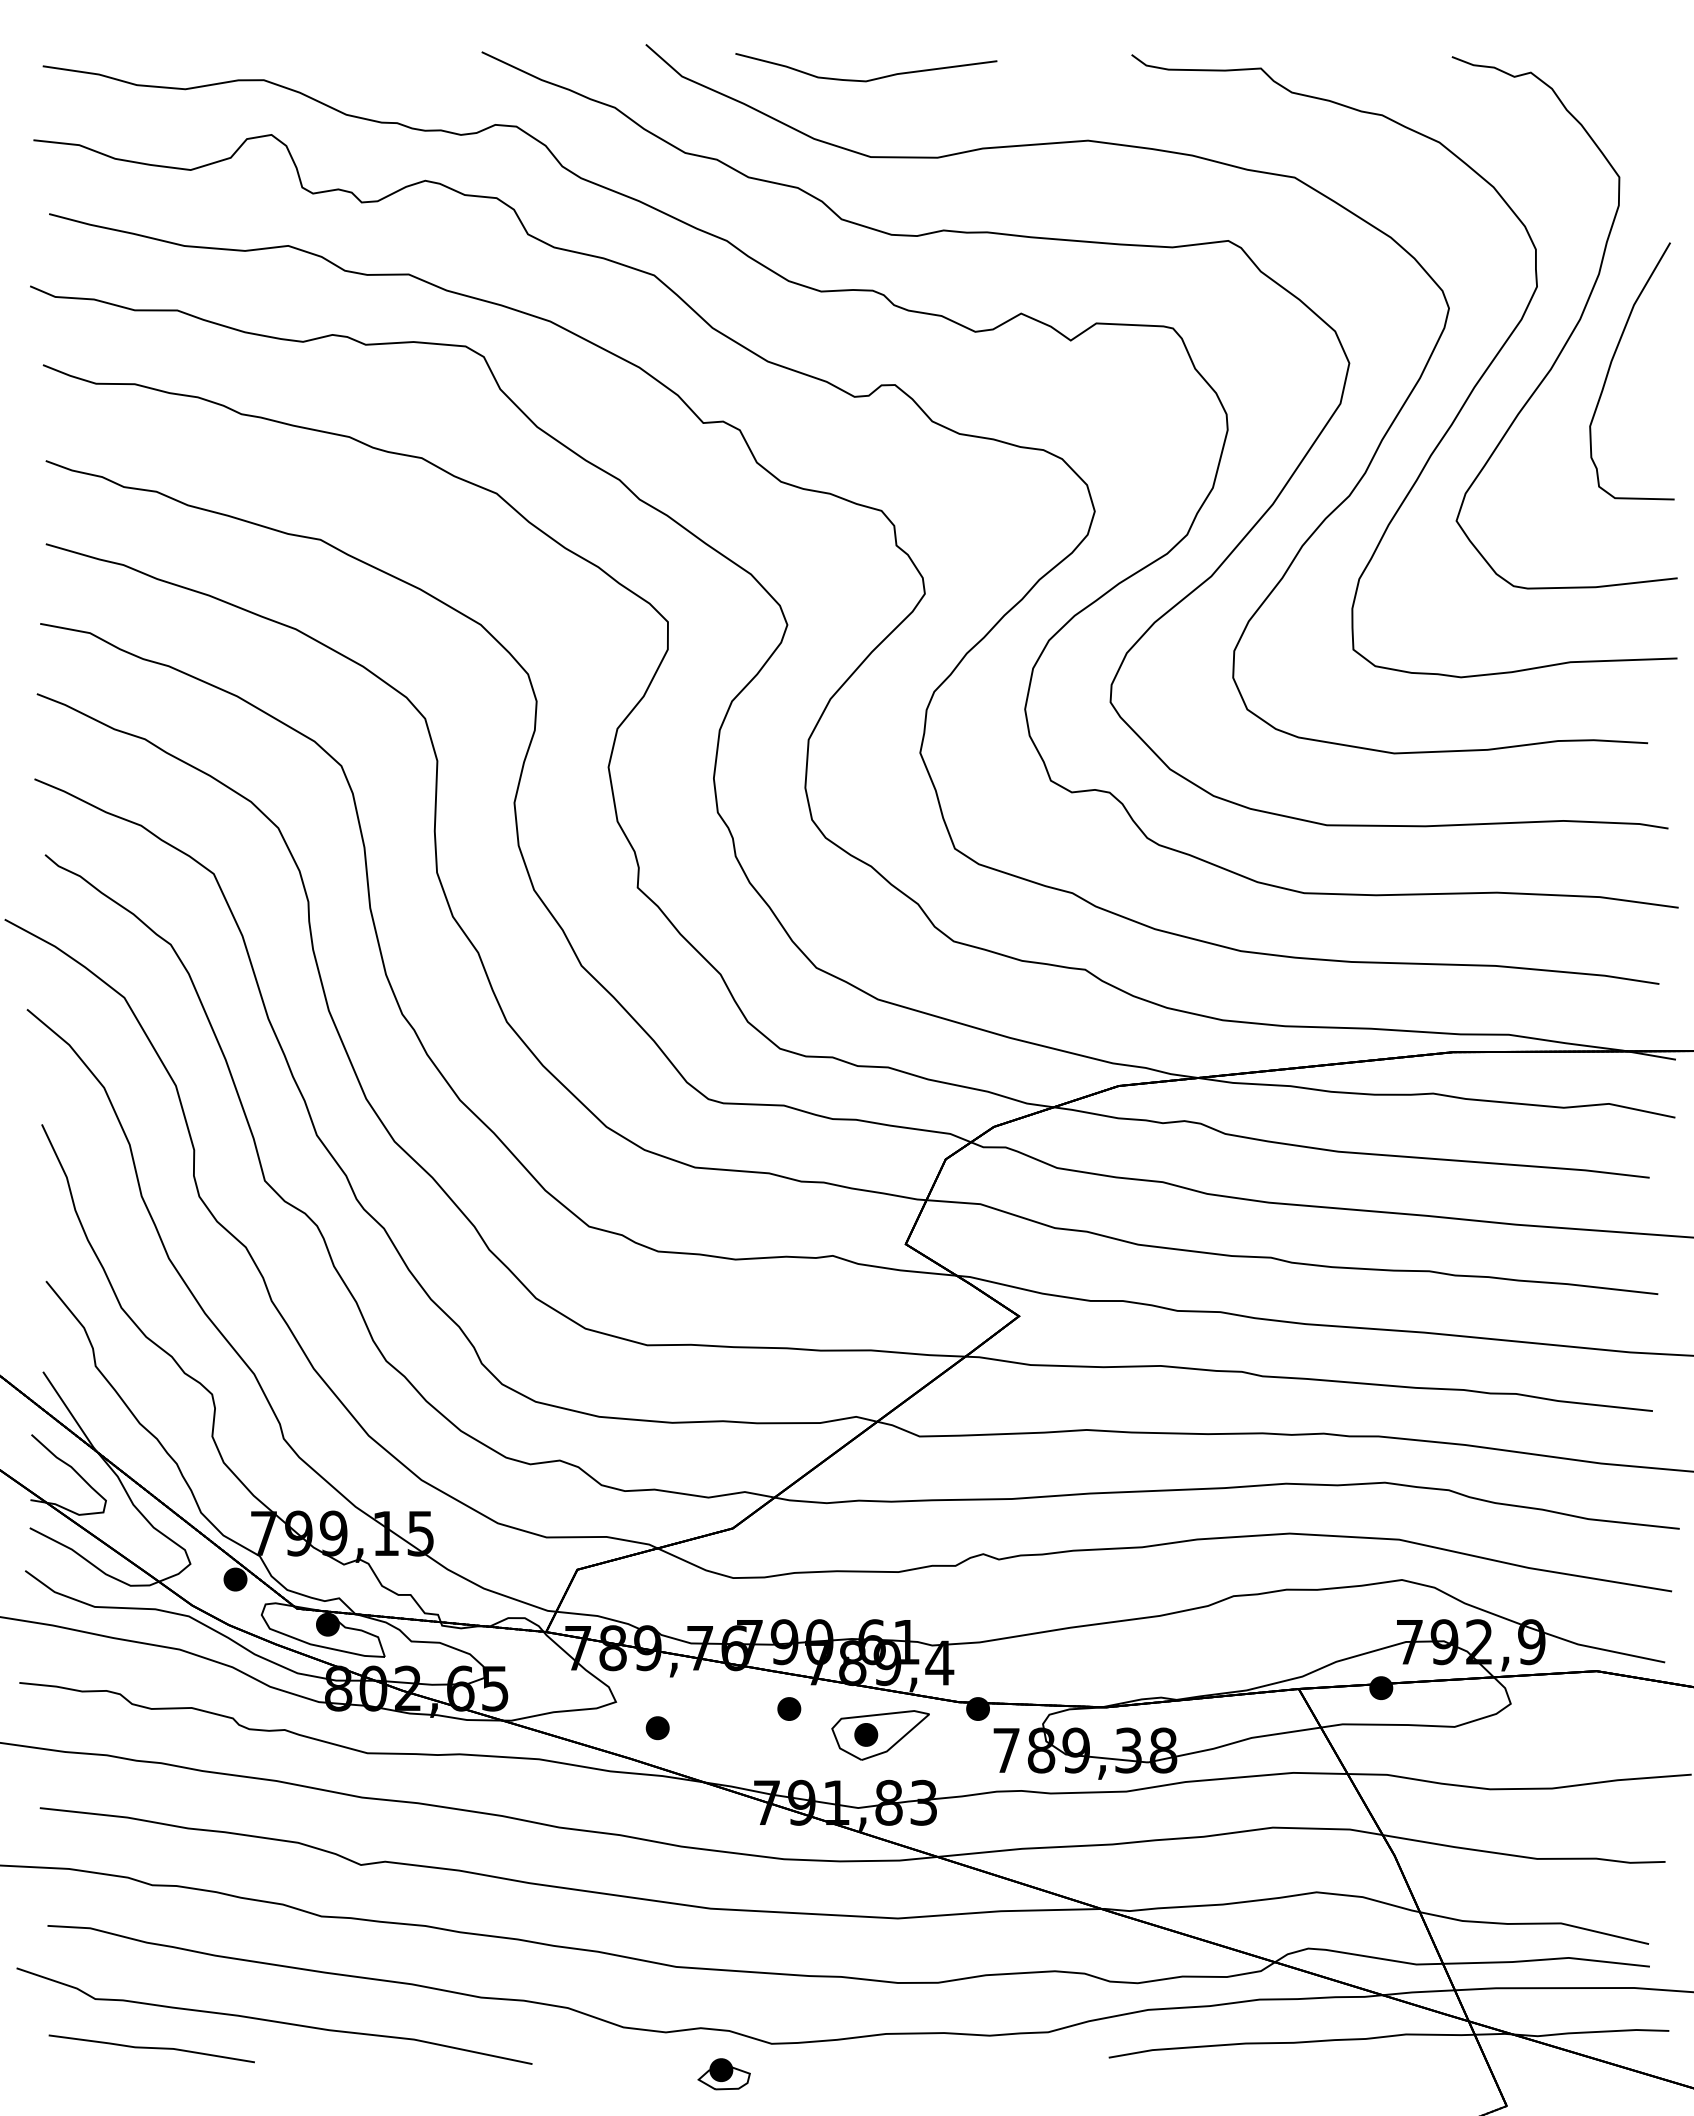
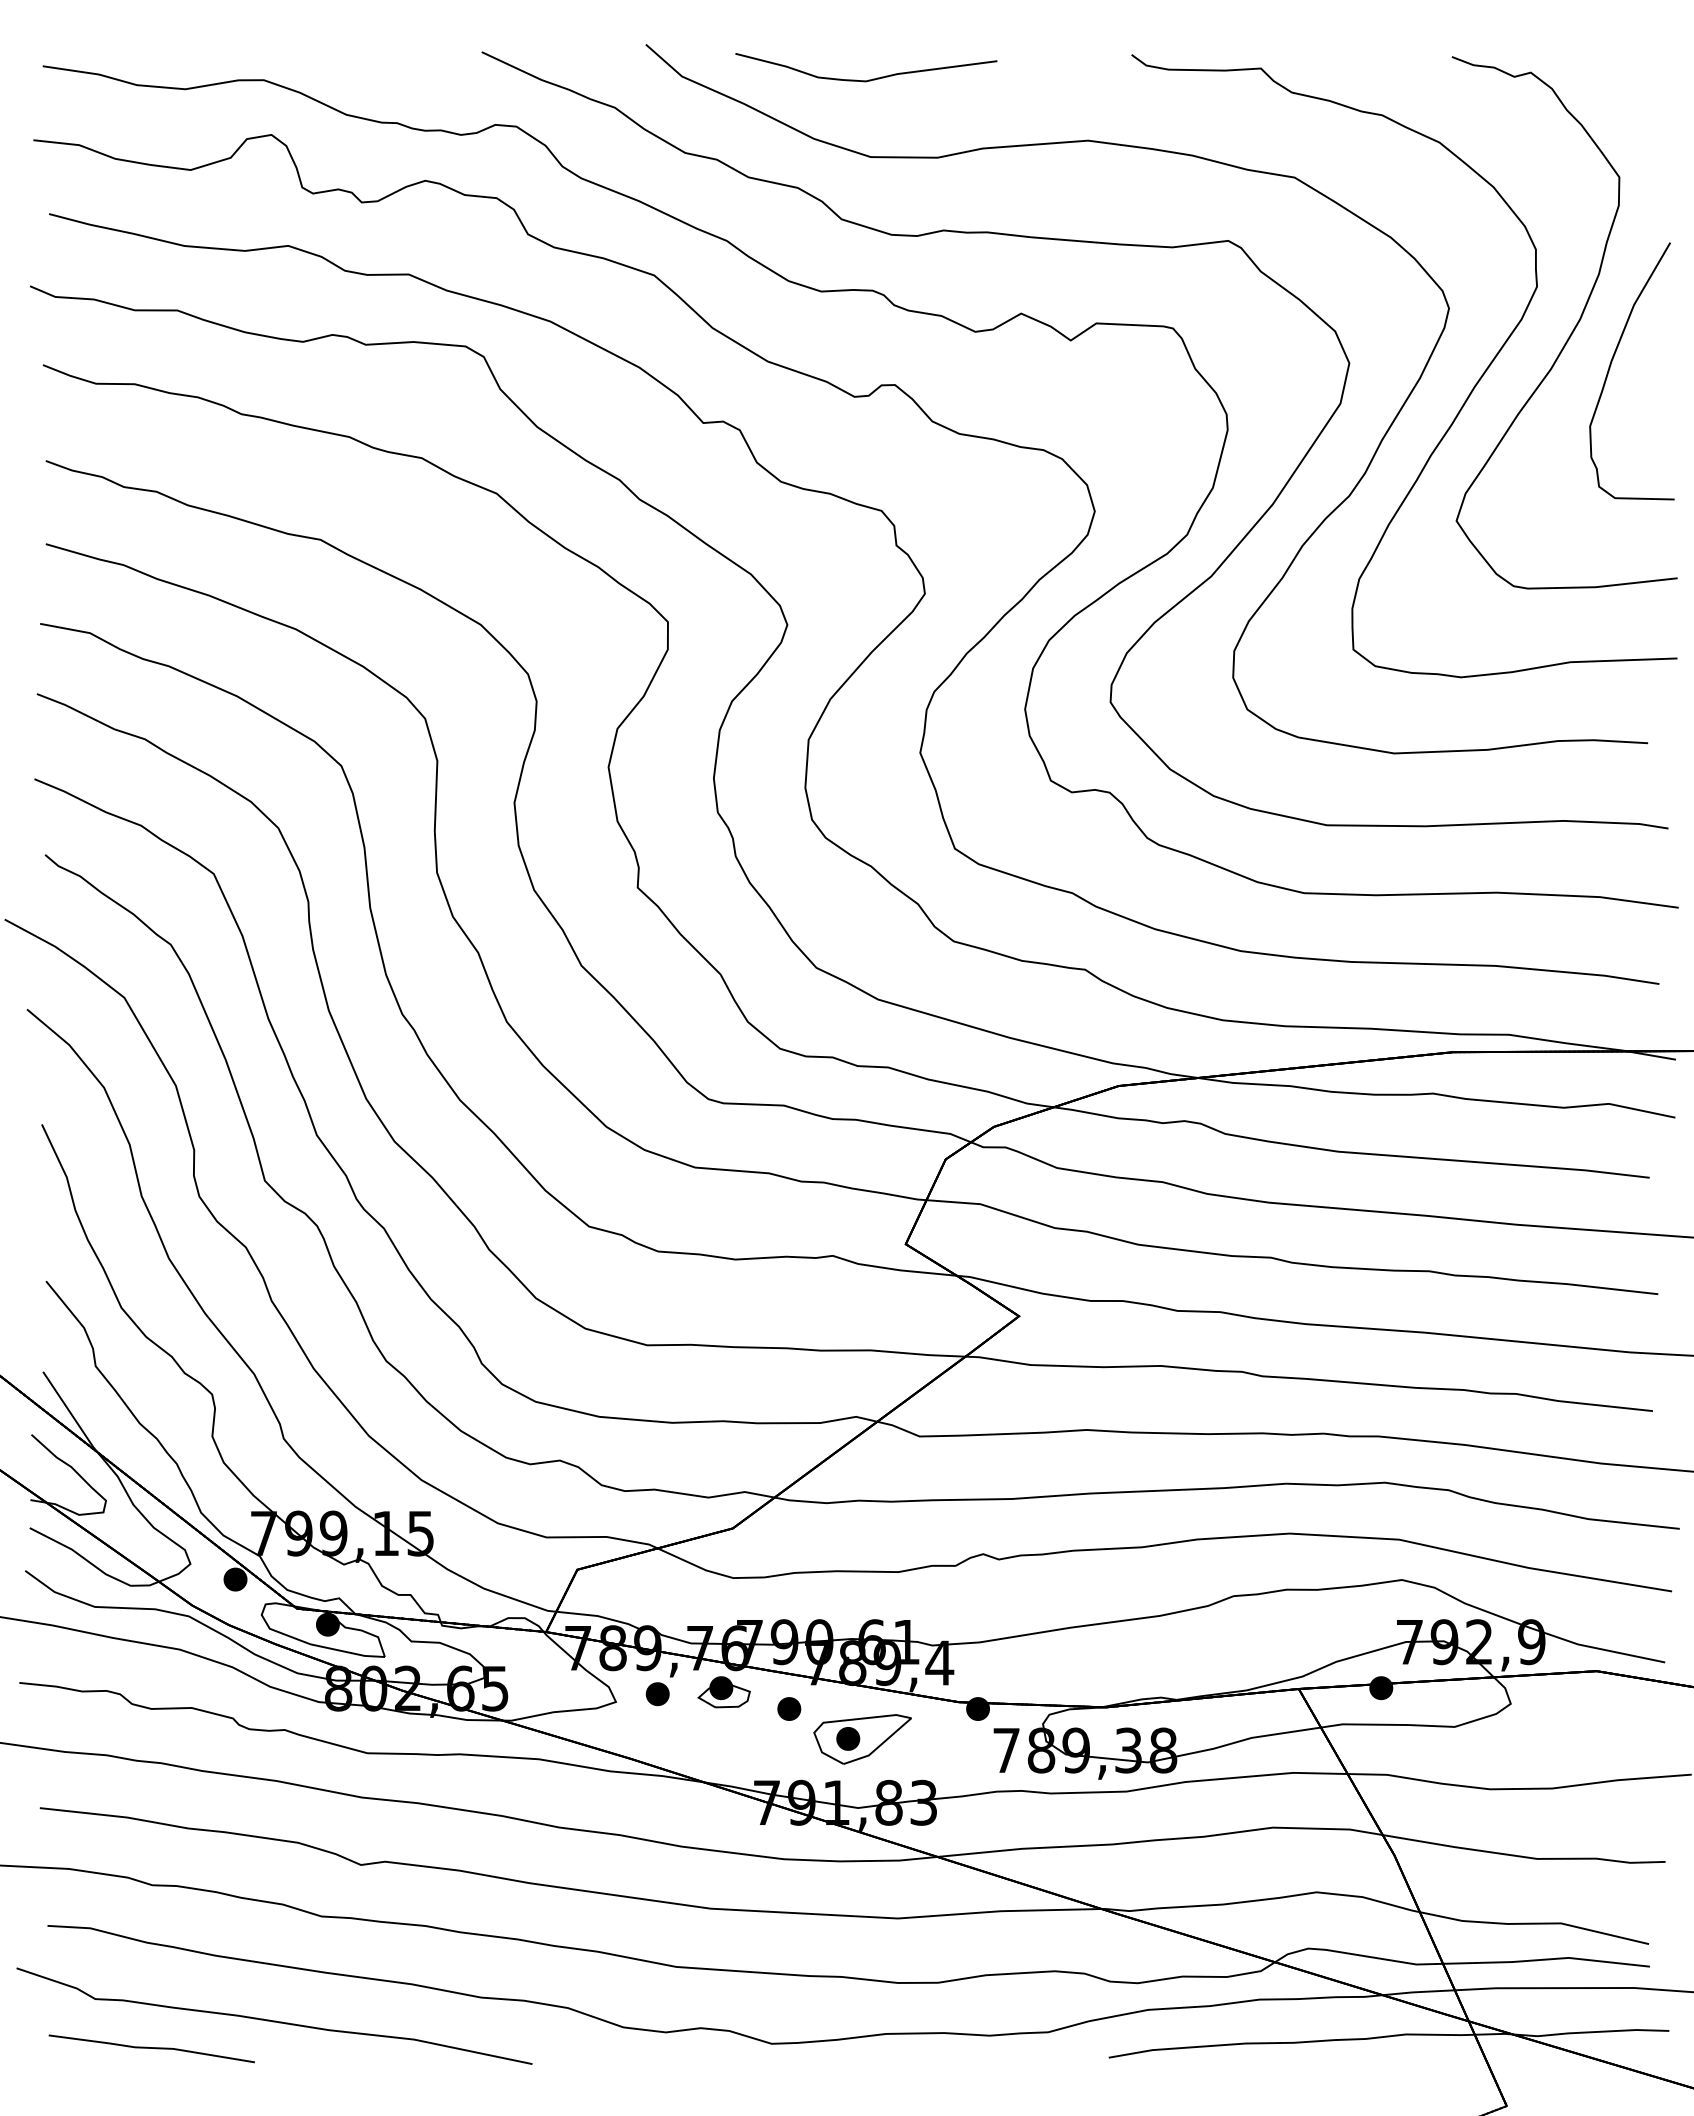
part position: (657, 1728) -> (657, 1694) (657, 1694)
part position: (880, 1735) -> (862, 1739) (862, 1739)
part position: (723, 2074) -> (723, 1692) (723, 1692)
